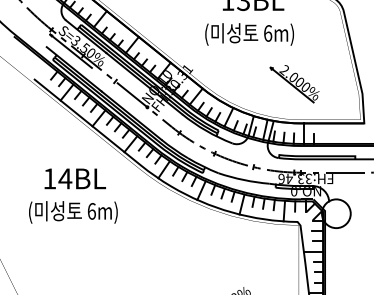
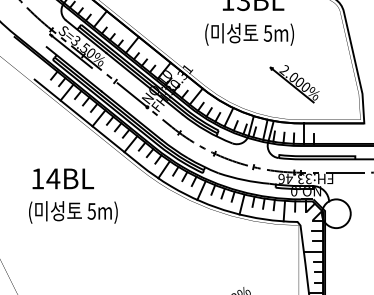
text: 6m) -> 5m) (267, 33)
text position: (74, 178) -> (62, 178) (62, 178)
text: 6m) -> 5m) (91, 211)
